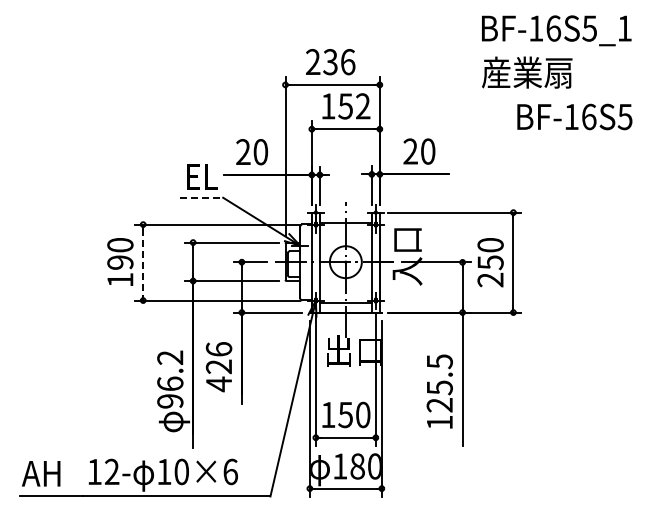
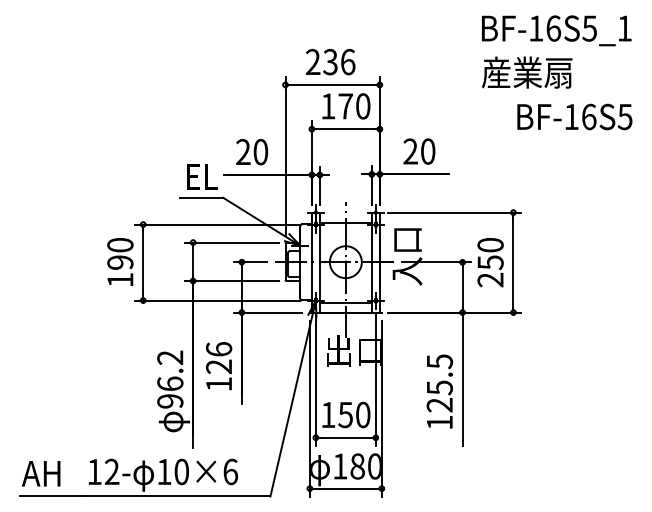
text: 152 -> 170 (354, 106)
line: dashed -> solid (202, 197)
line: dashed -> solid (143, 263)
text: 426 -> 126 (218, 384)
